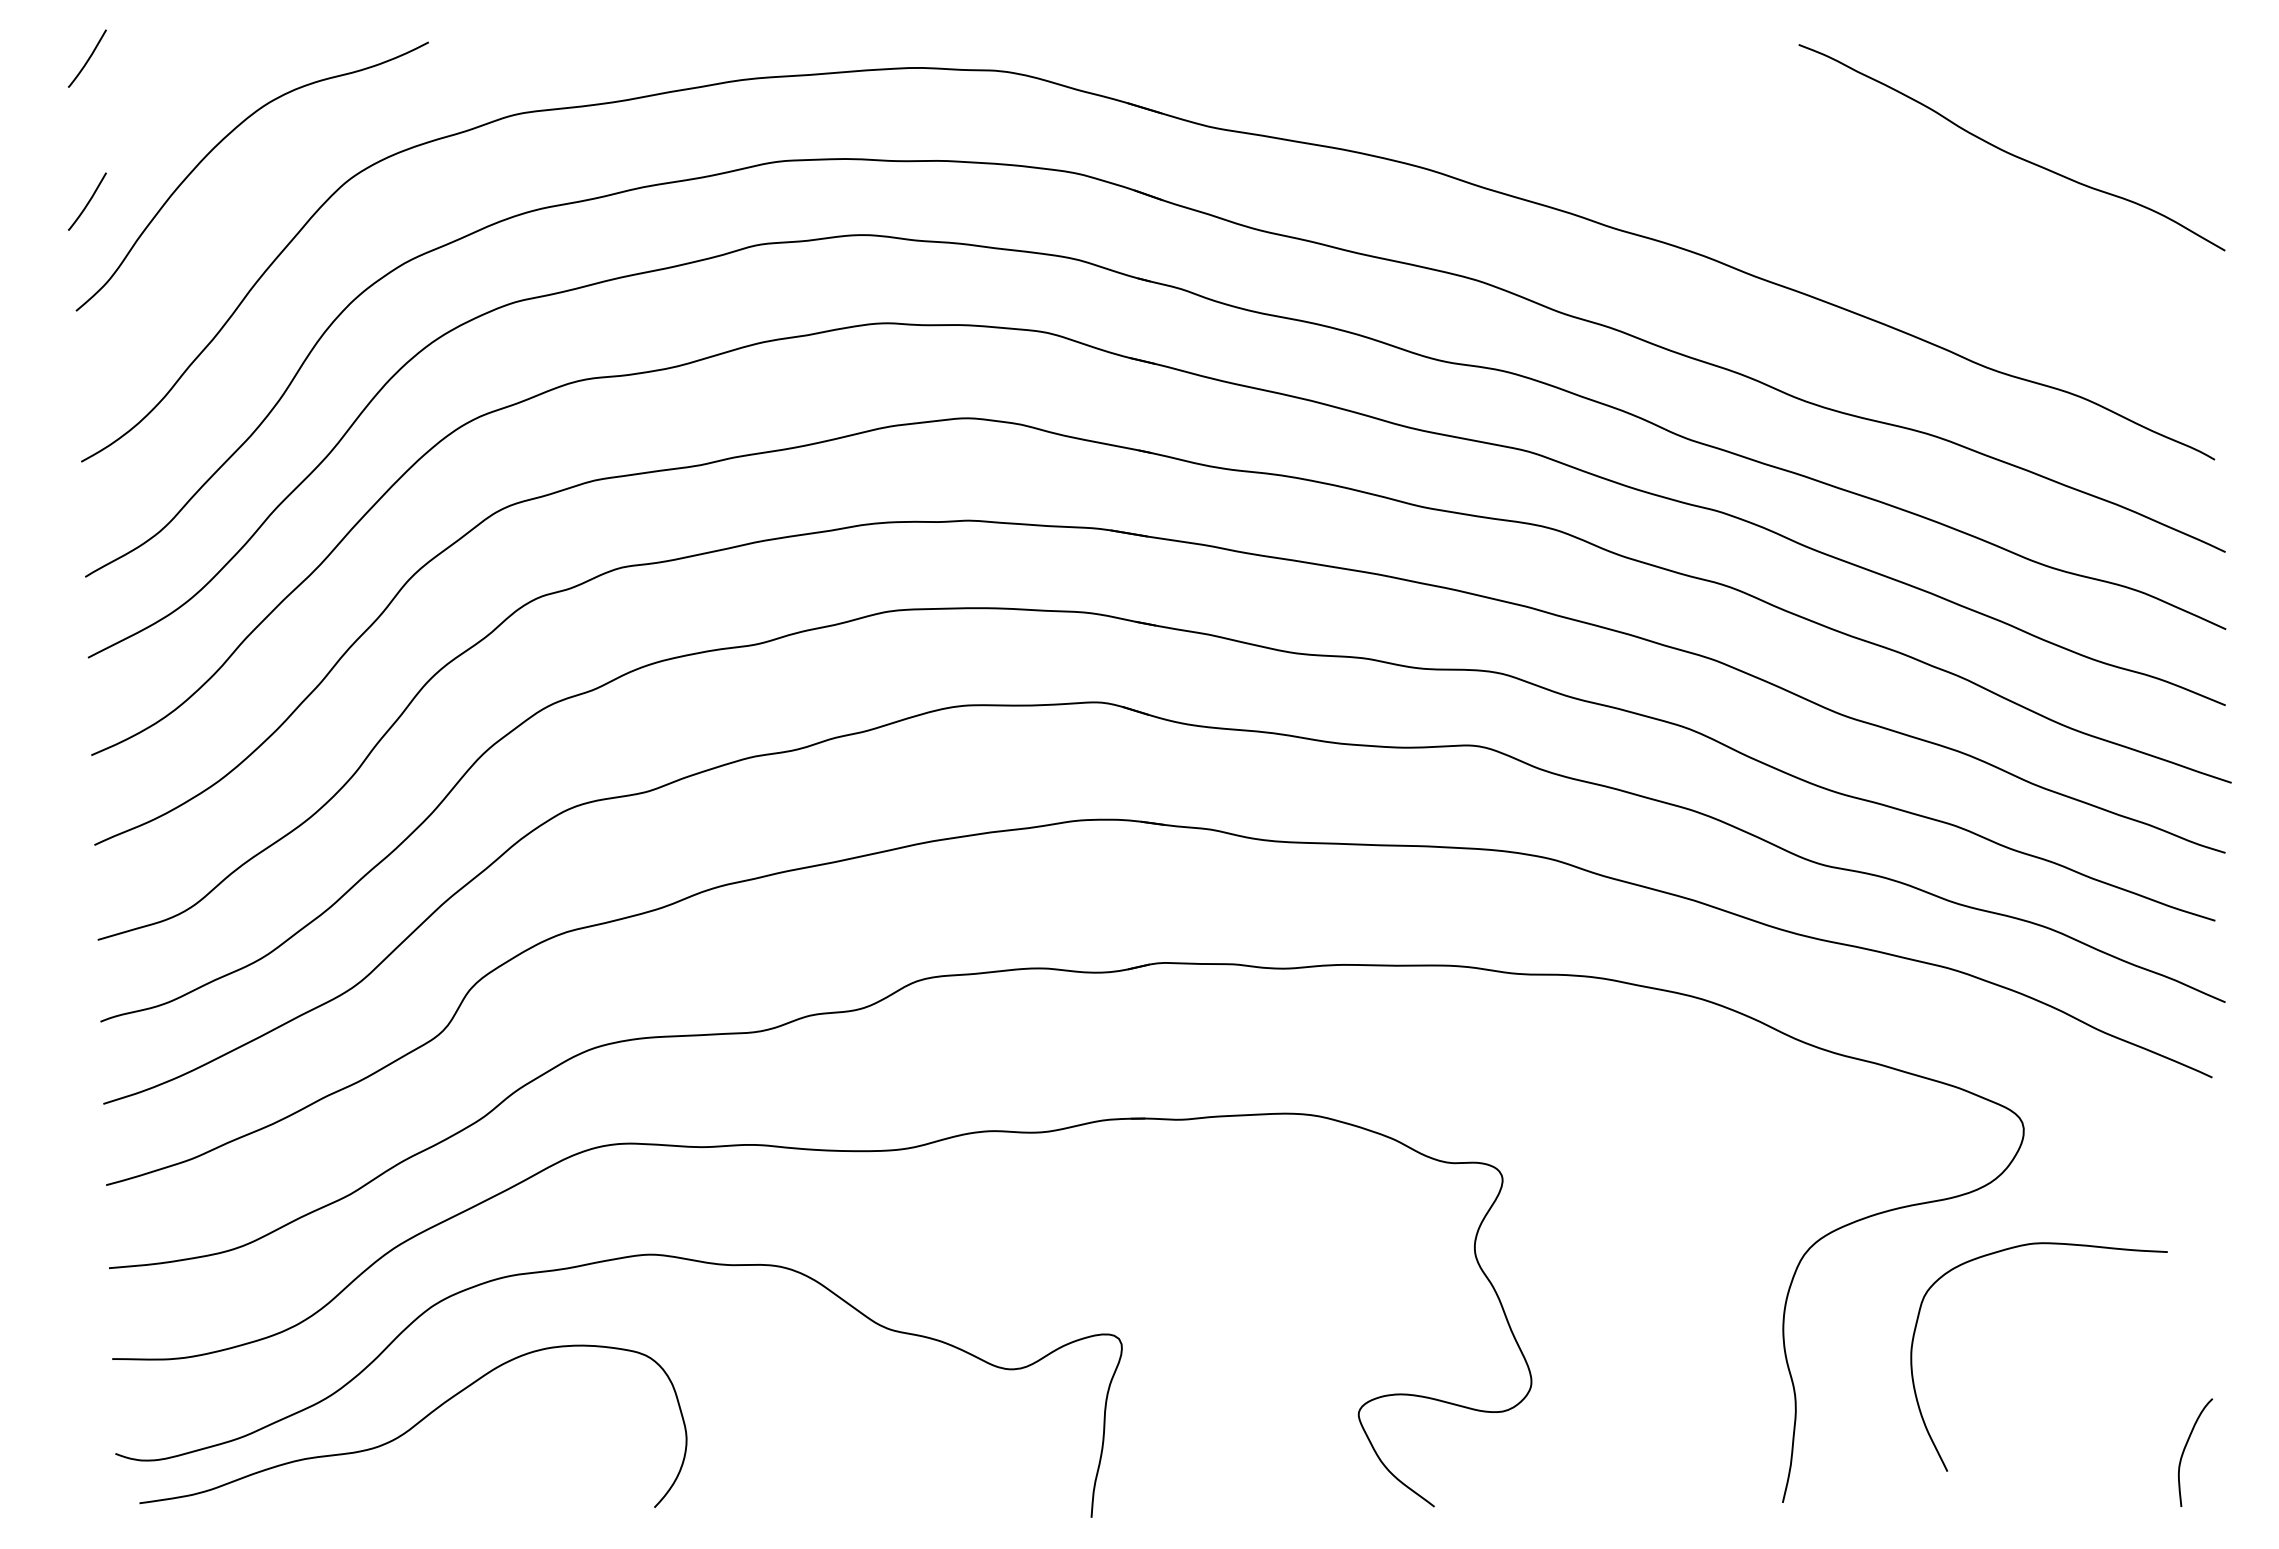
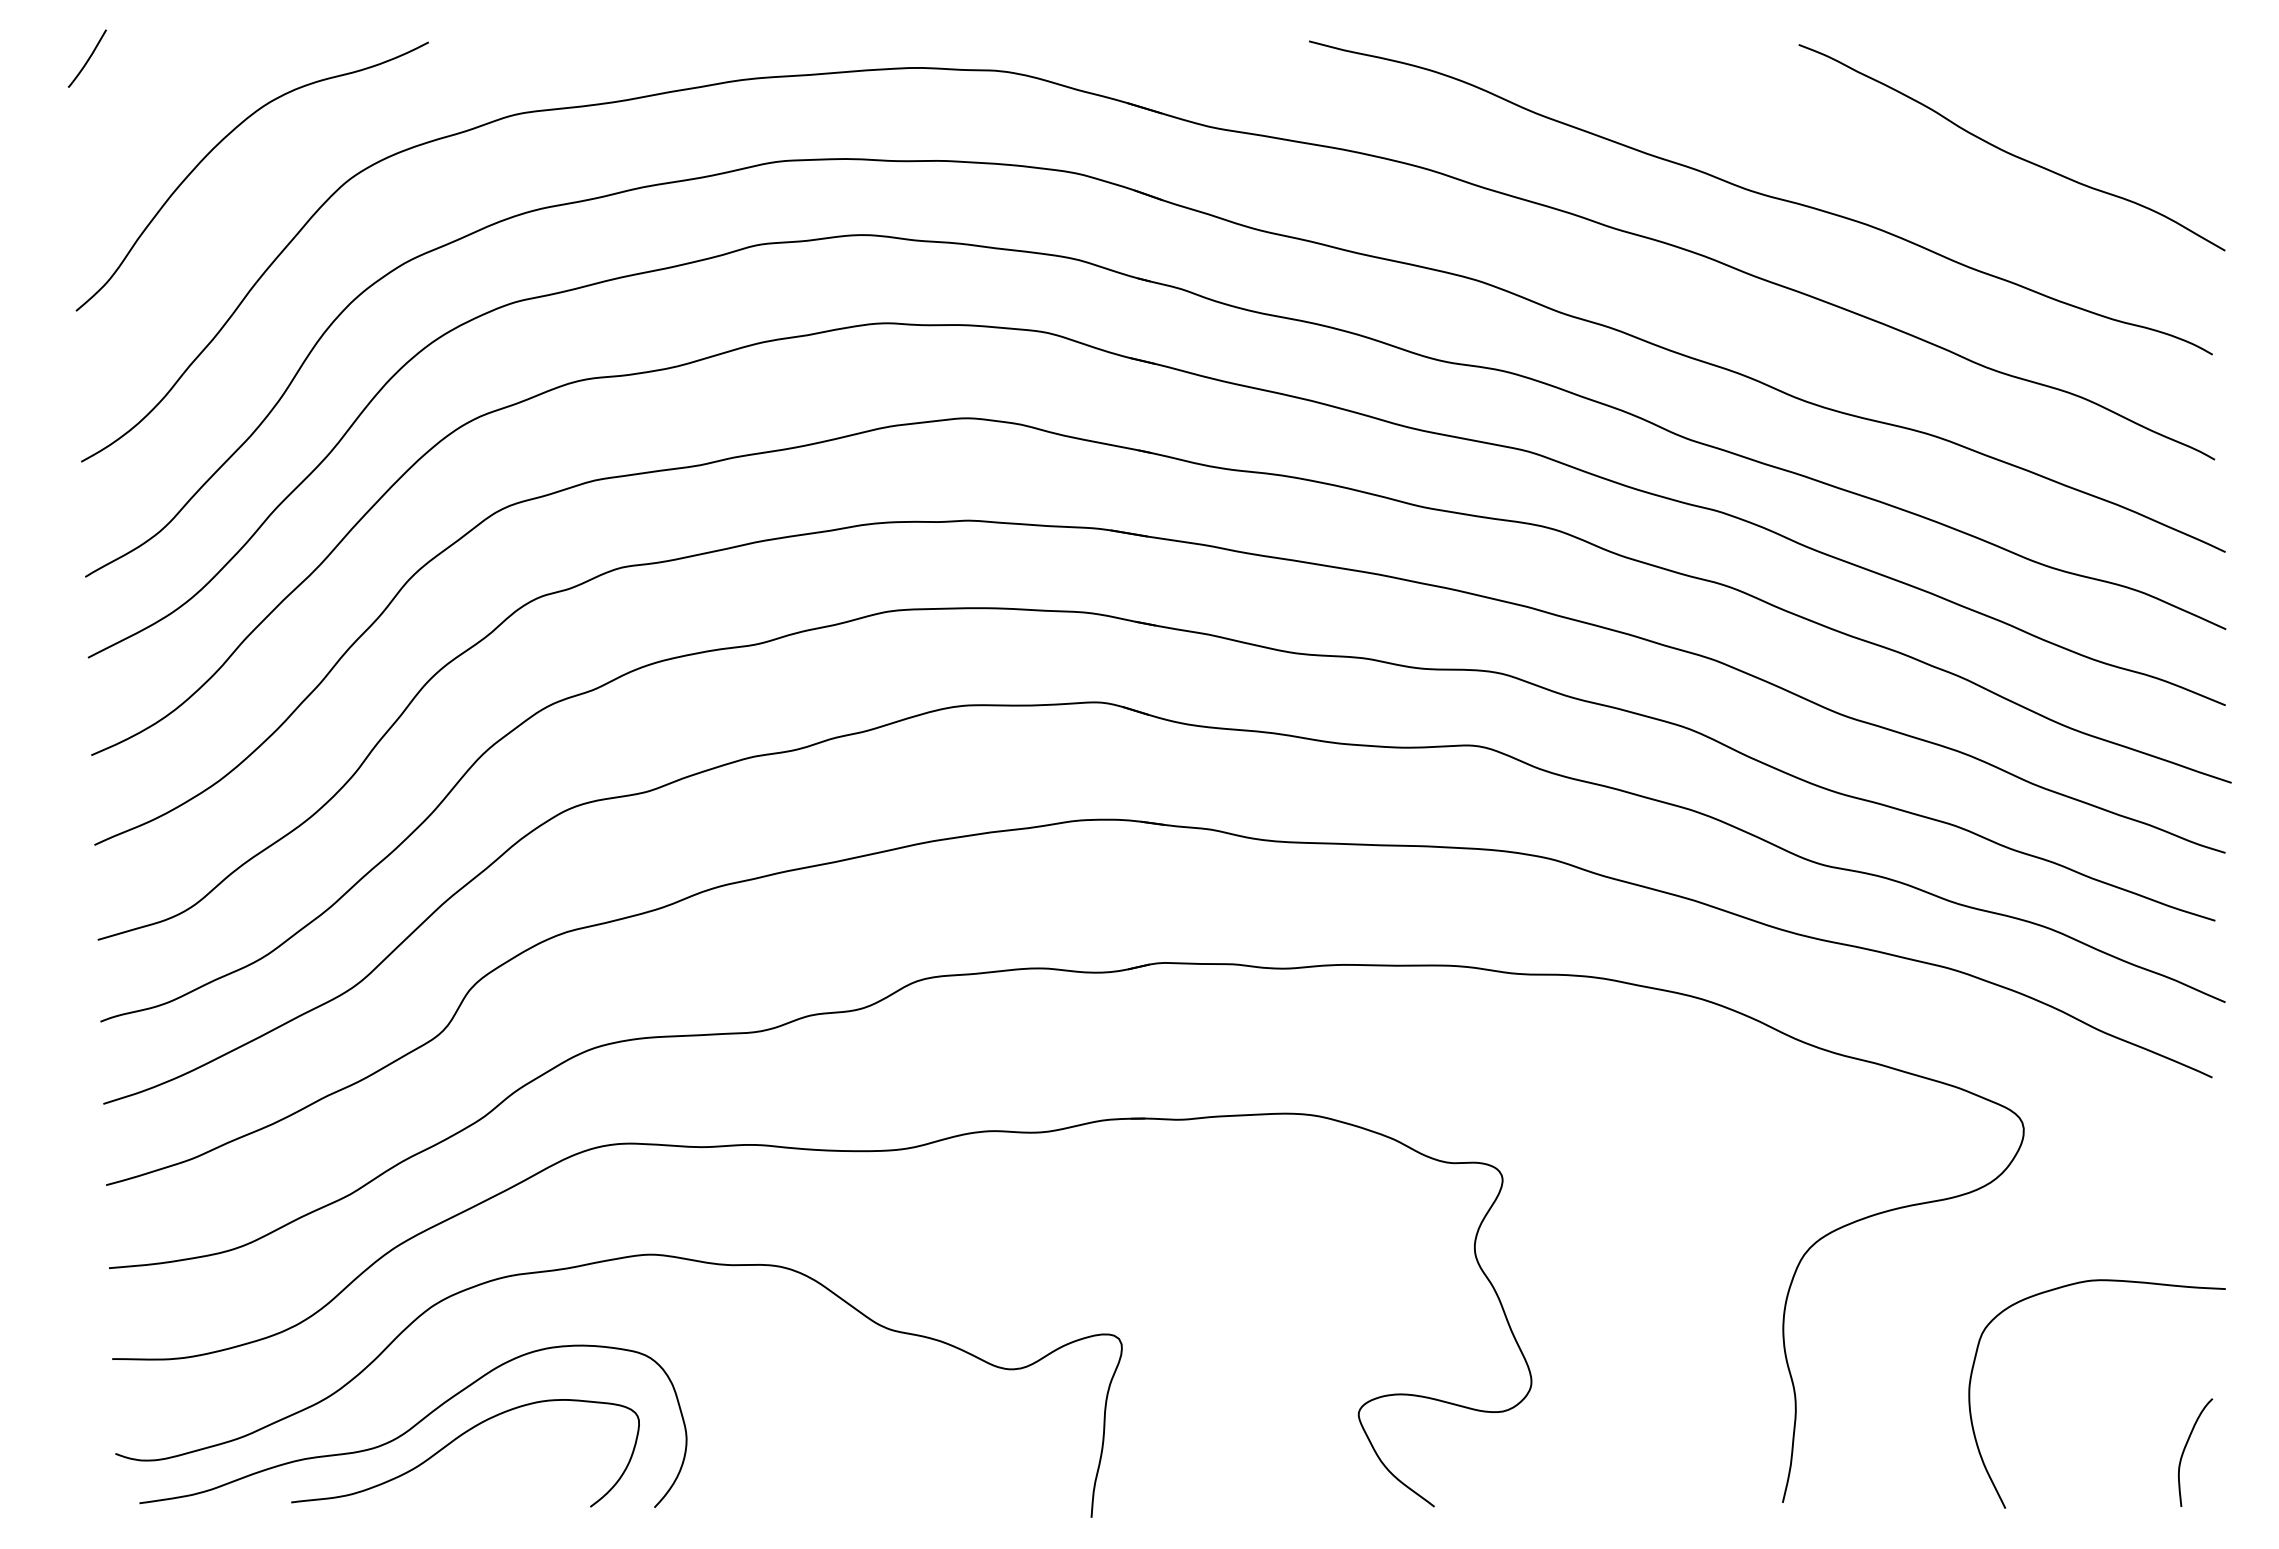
curve: none -> present (1761, 195)
curve: present -> none (88, 201)
curve position: (2010, 1249) -> (2068, 1286) (2068, 1286)
curve: none -> present (454, 1441)
